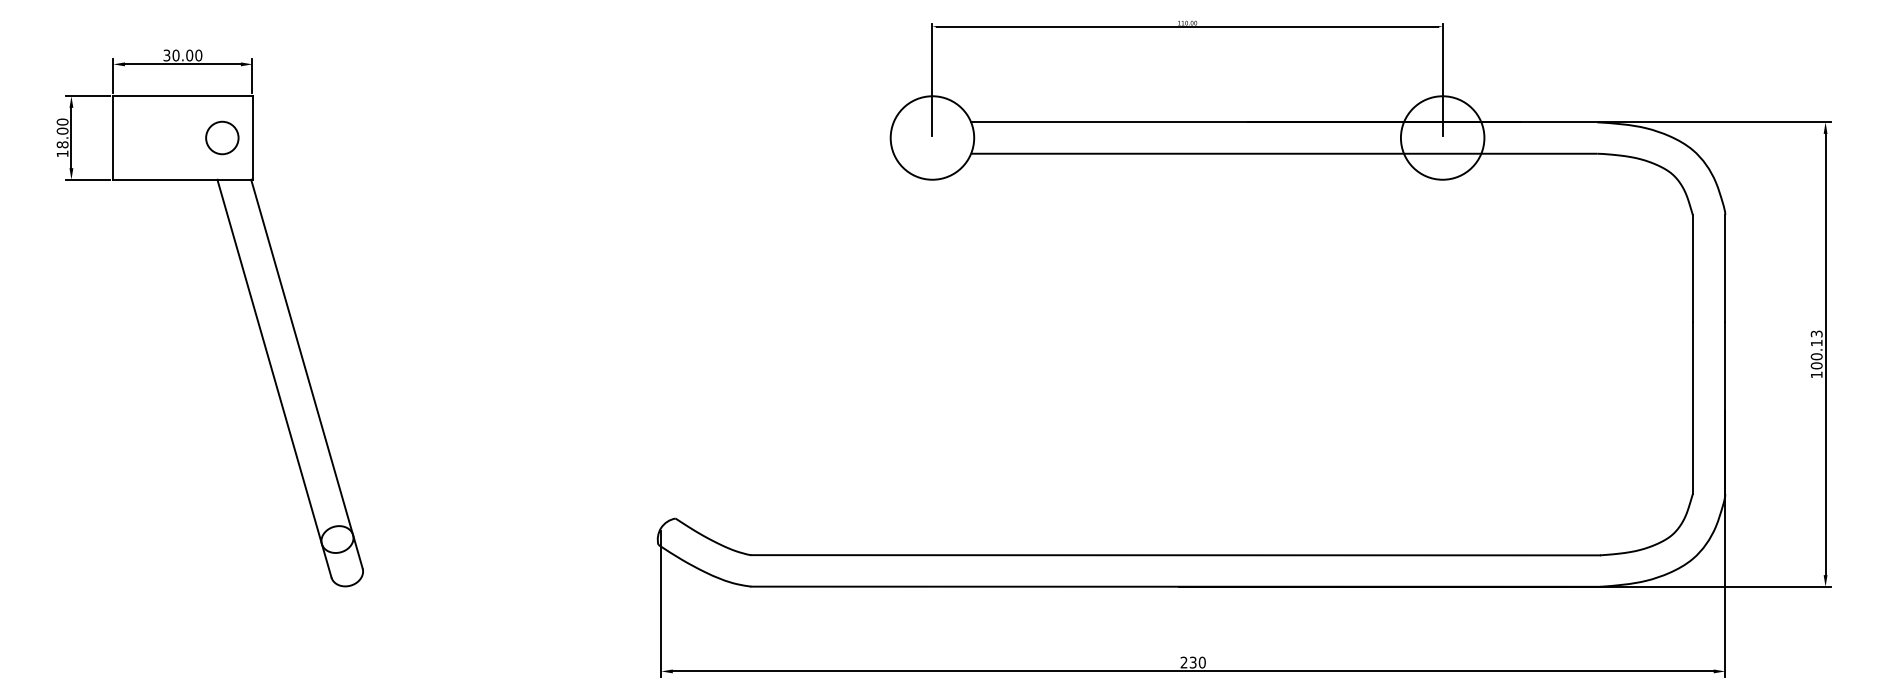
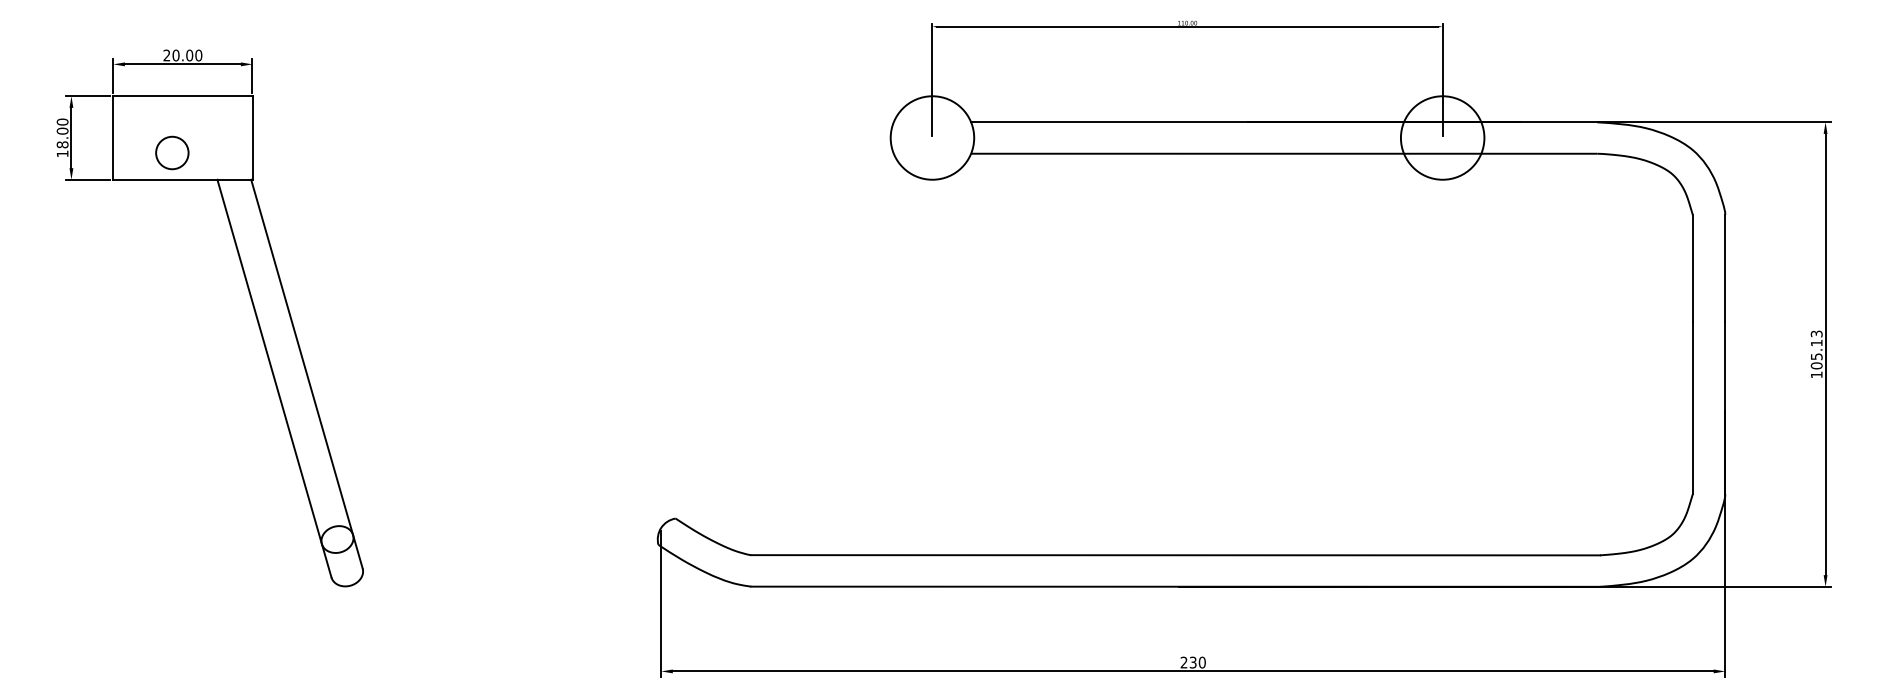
text: 30.00 -> 20.00 (166, 55)
circle position: (222, 137) -> (172, 152) (172, 152)
text: 100.13 -> 105.13 (1816, 356)
